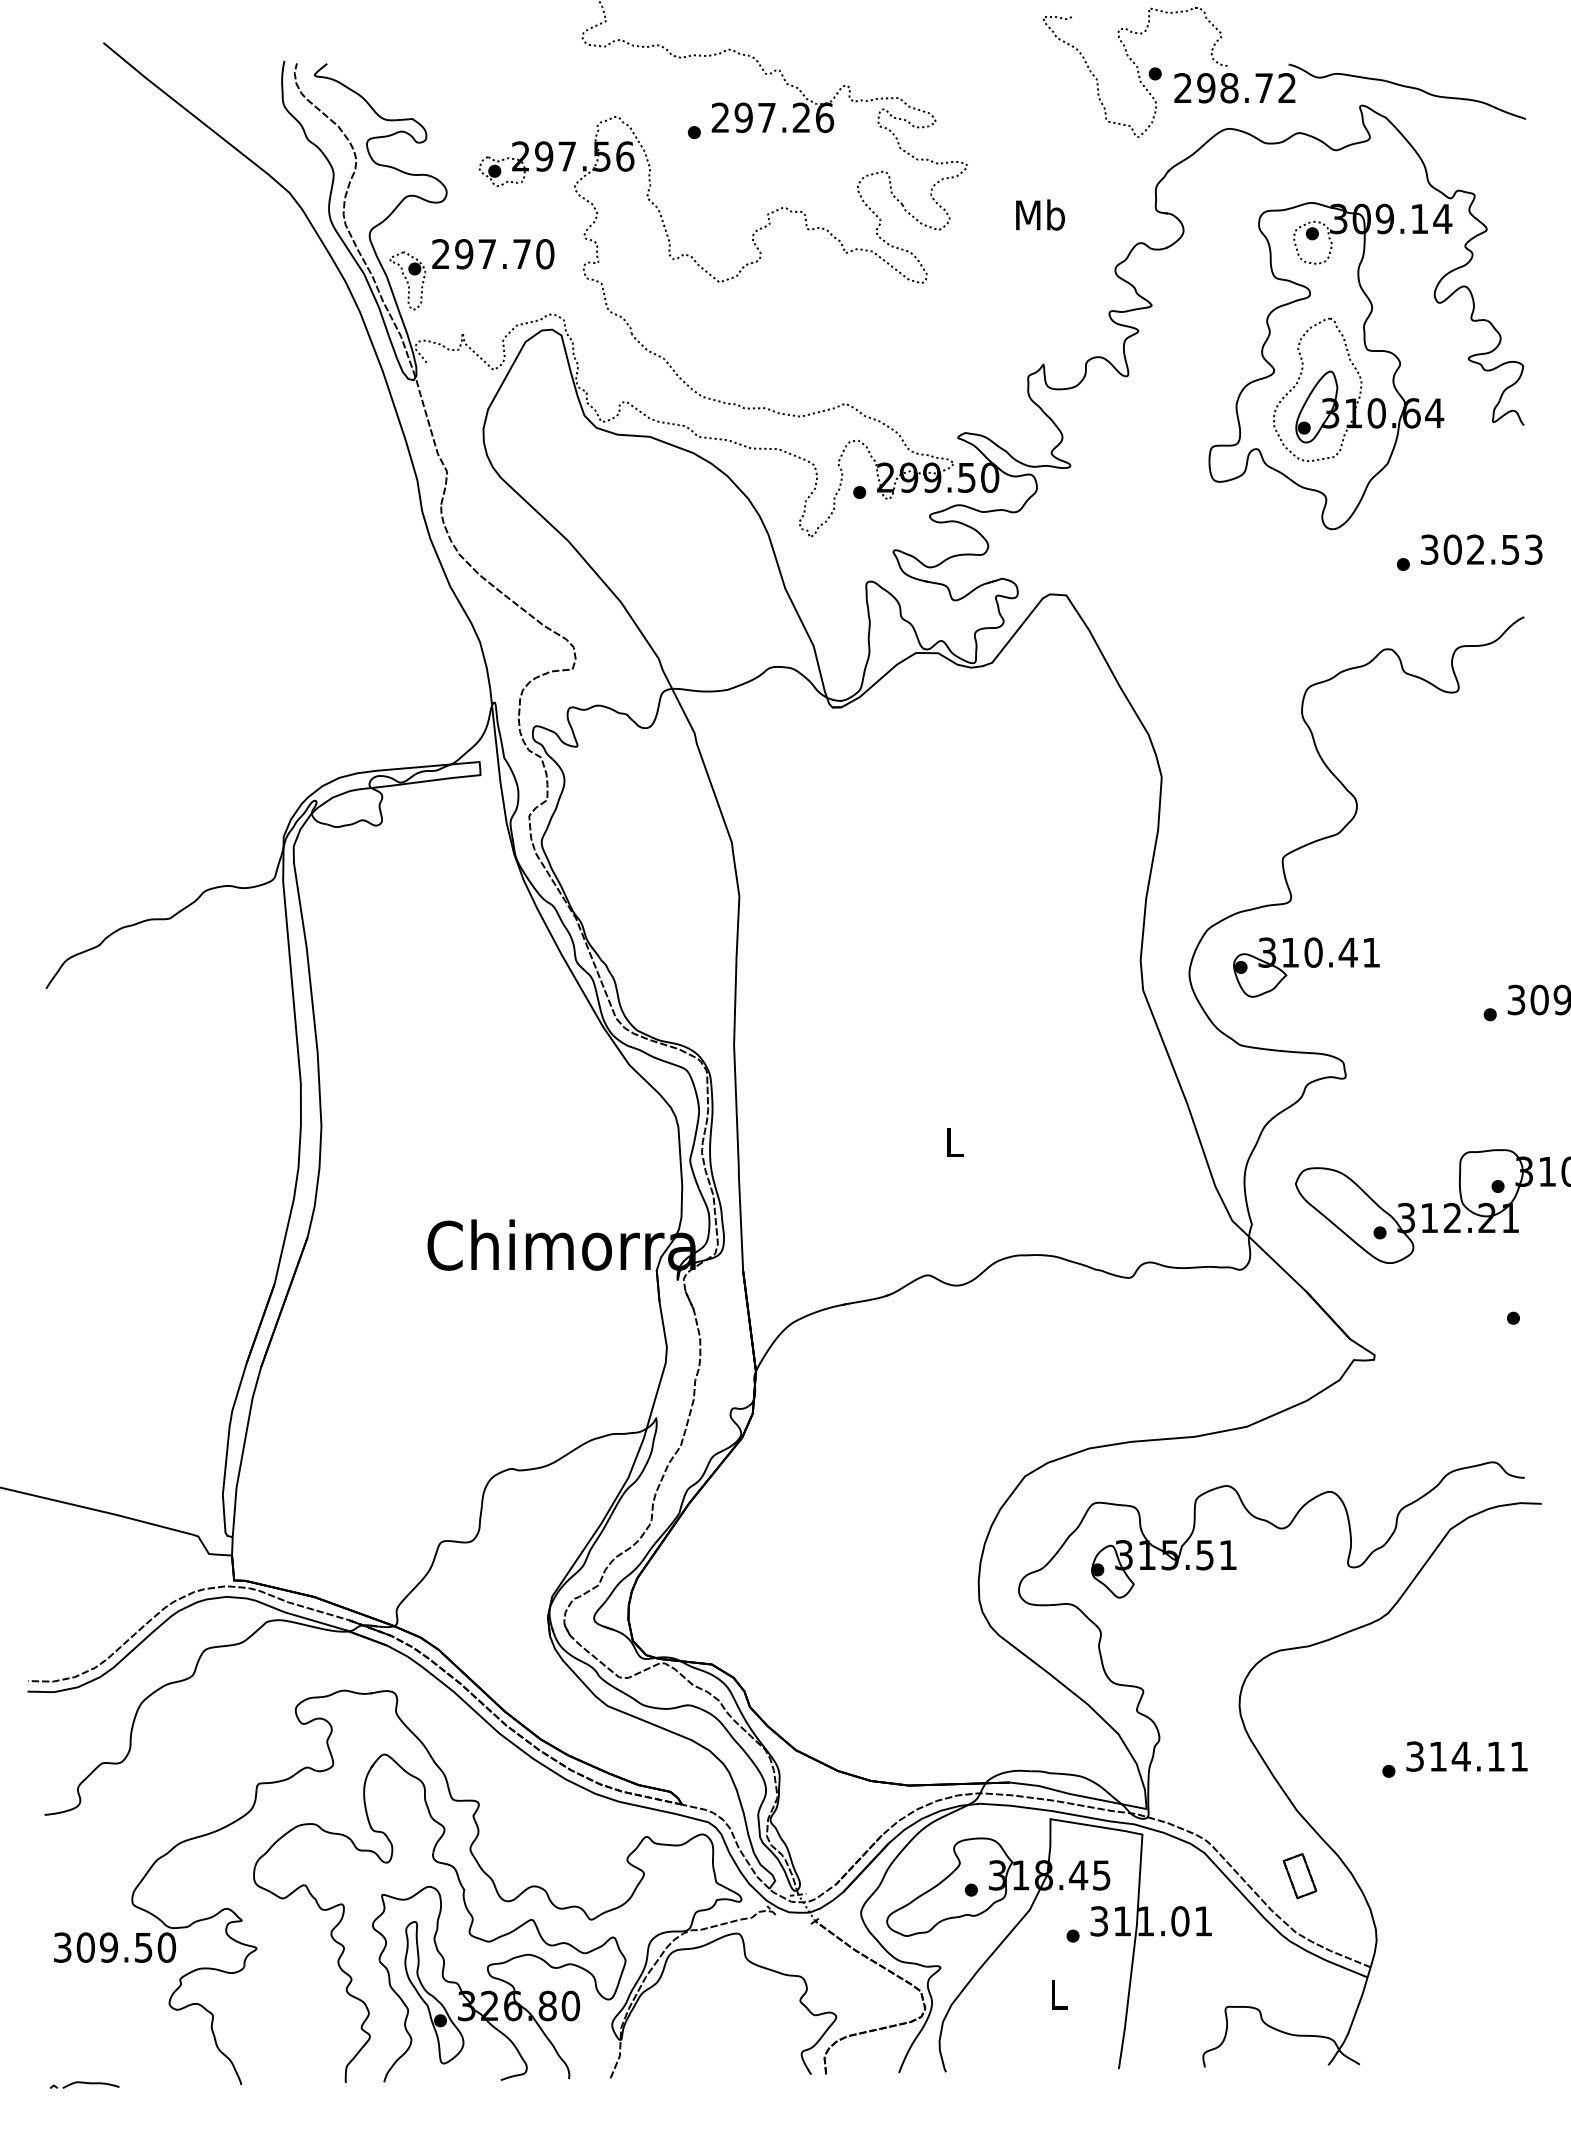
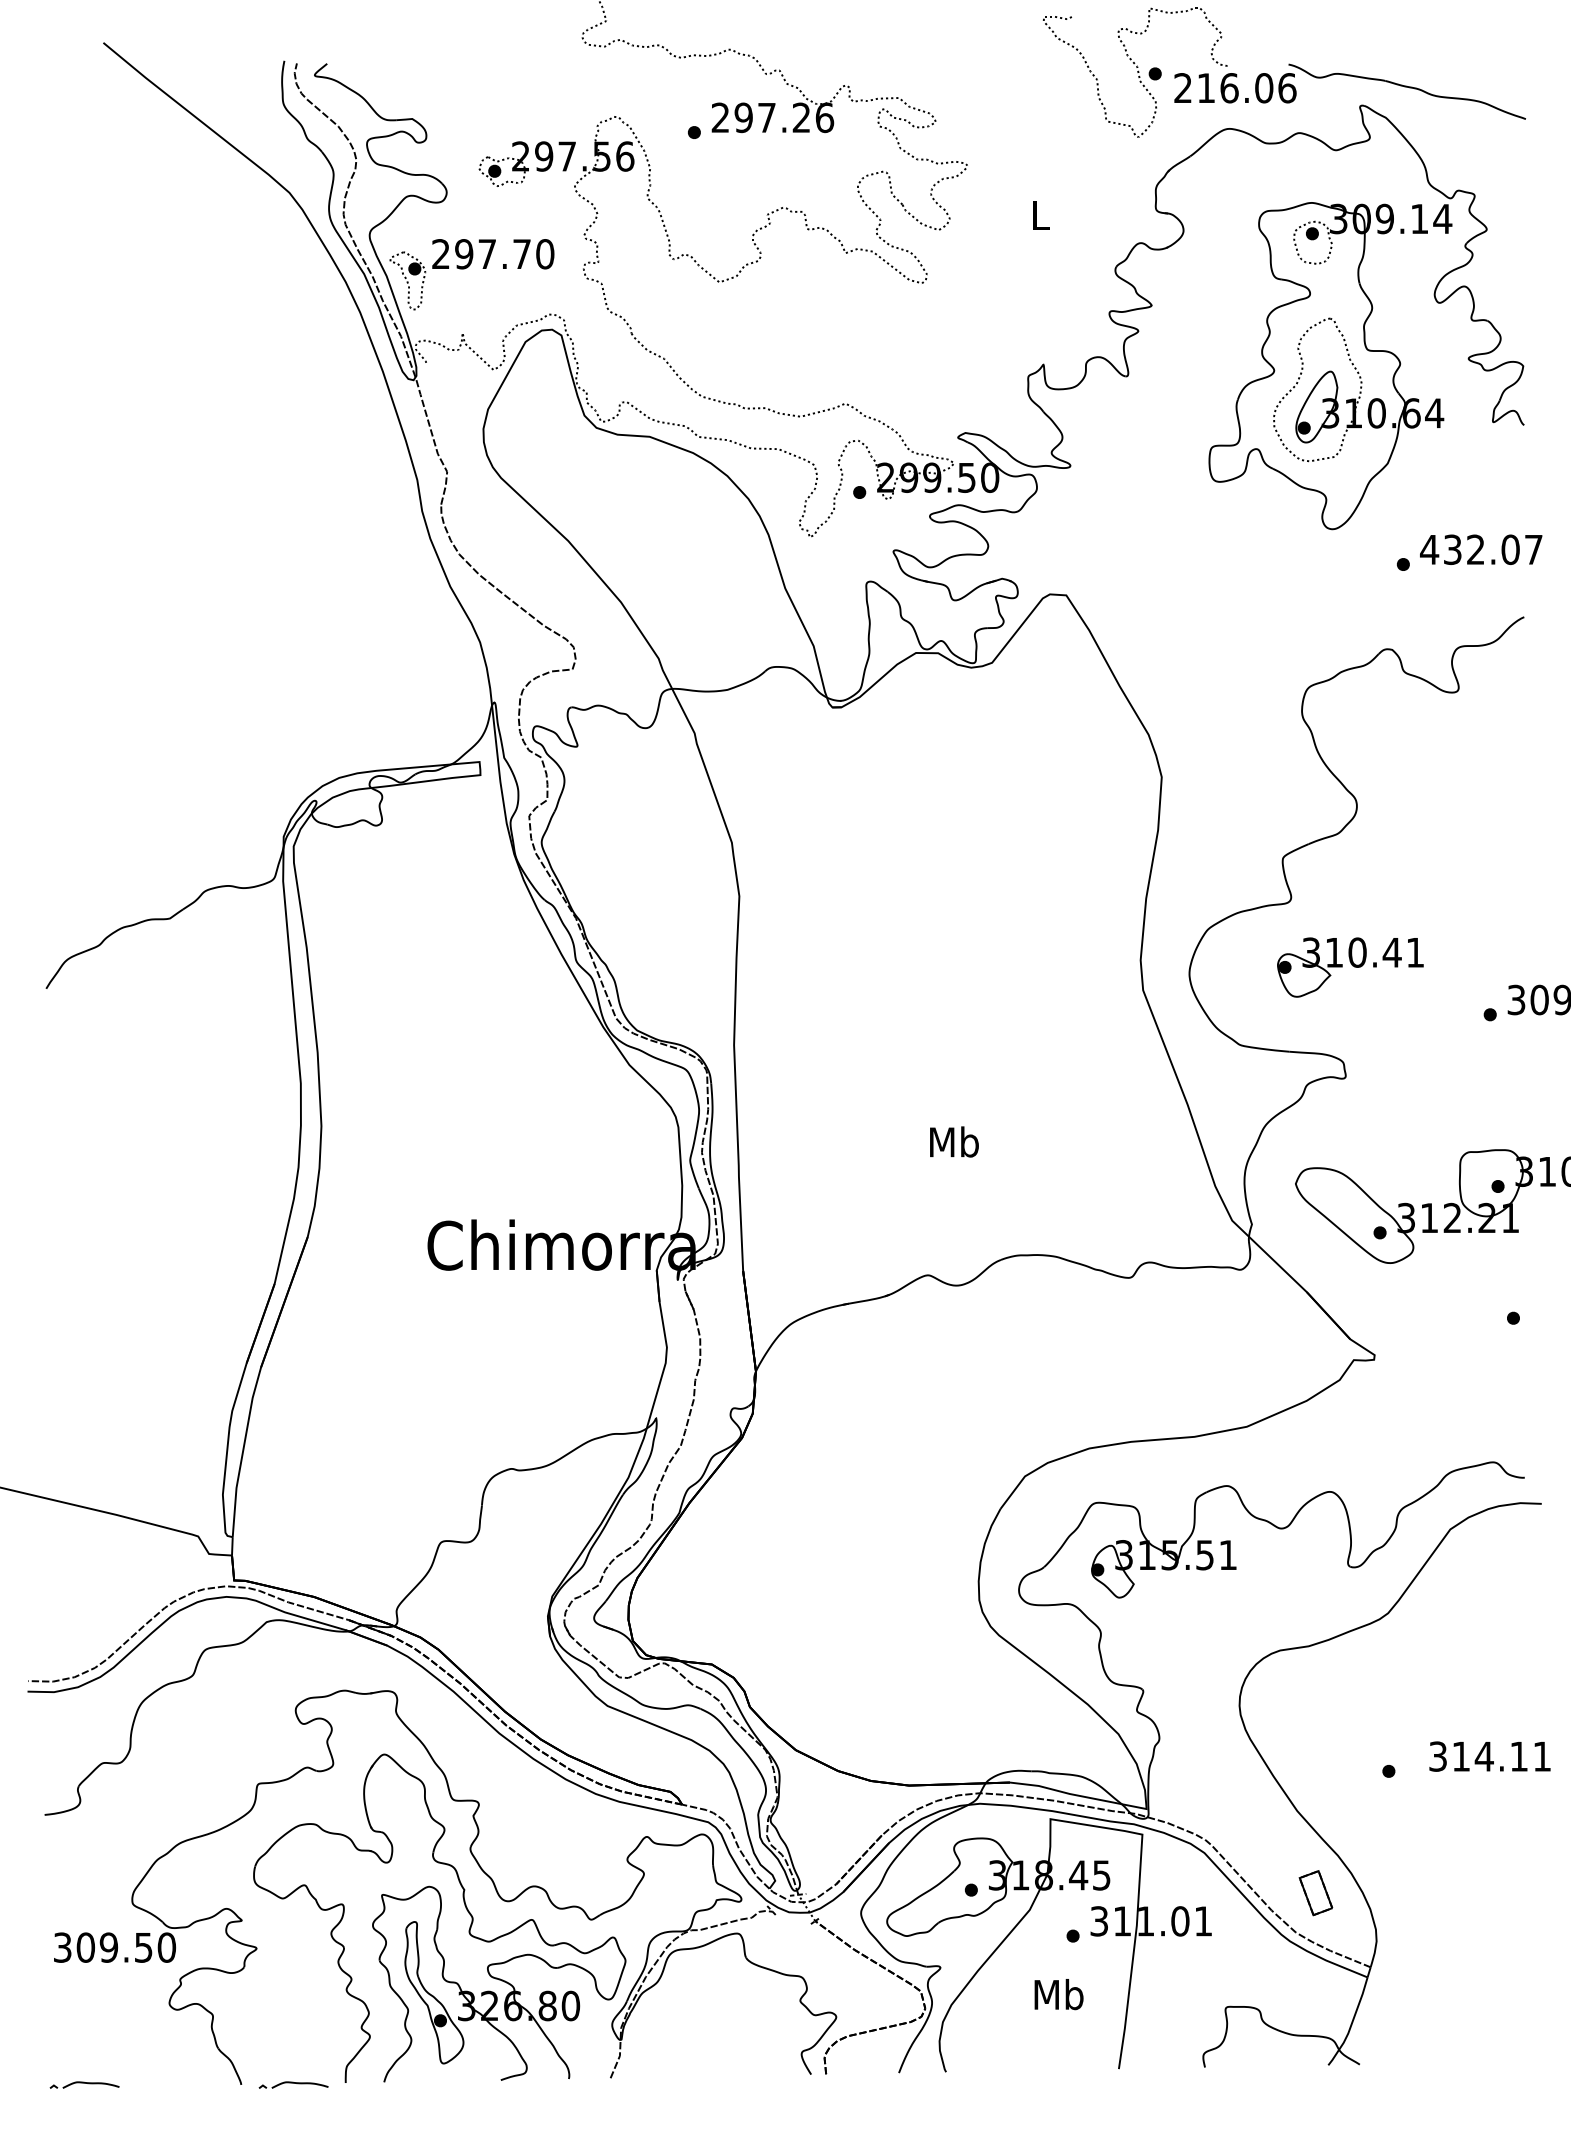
text: 298.72 -> 216.06 (1246, 88)
text: Mb -> L (1040, 214)
text: 302.53 -> 432.07 (1481, 549)
part position: (1306, 967) -> (1350, 967) (1350, 967)
text: L -> Mb (954, 1141)
text position: (1466, 1756) -> (1489, 1756) (1489, 1756)
part position: (1299, 1876) -> (1315, 1893) (1315, 1893)
text: L -> Mb (1058, 1994)
part: none -> present (293, 2084)
